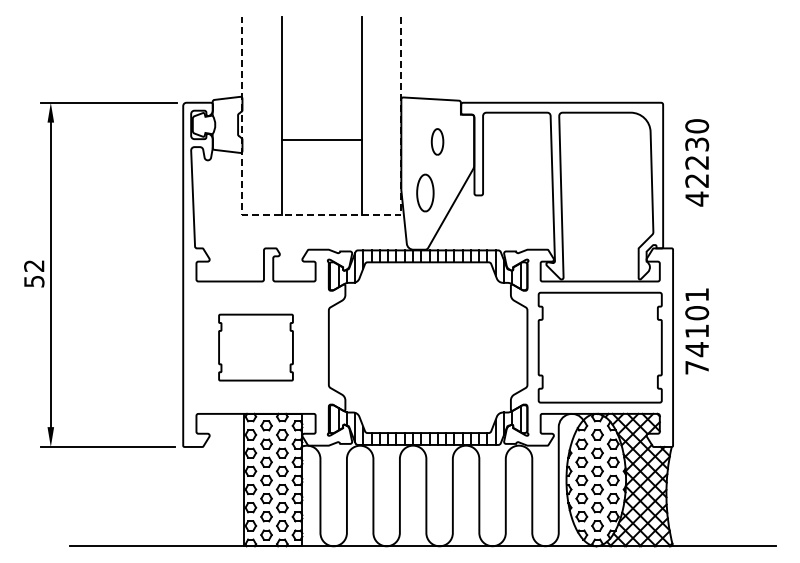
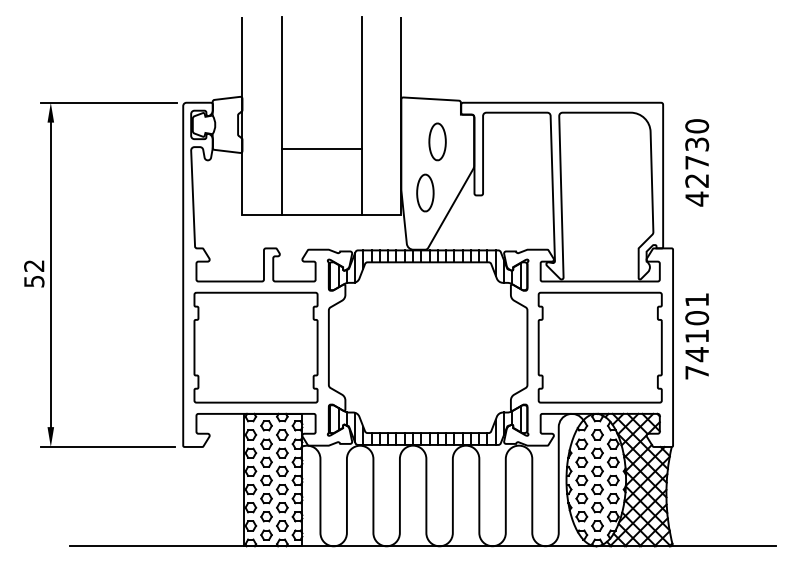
line position: (321, 140) -> (321, 149) (321, 149)
part size: 15x28 px -> 19x40 px (437, 141)
text: 42230 -> 42730 (696, 162)
line: dashed -> solid (321, 215)
text position: (697, 331) -> (697, 336) (697, 336)
part size: 76x69 px -> 126x113 px (255, 347)
